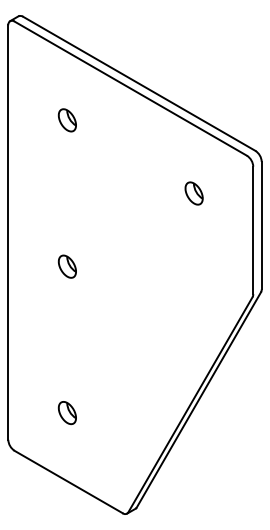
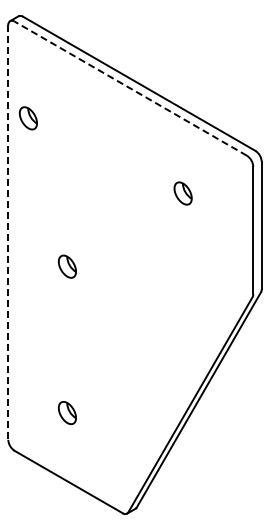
line: solid -> dashed (130, 88)
part position: (66, 120) -> (27, 118) (27, 118)
part position: (193, 193) -> (182, 193) (182, 193)
line: solid -> dashed (8, 233)
